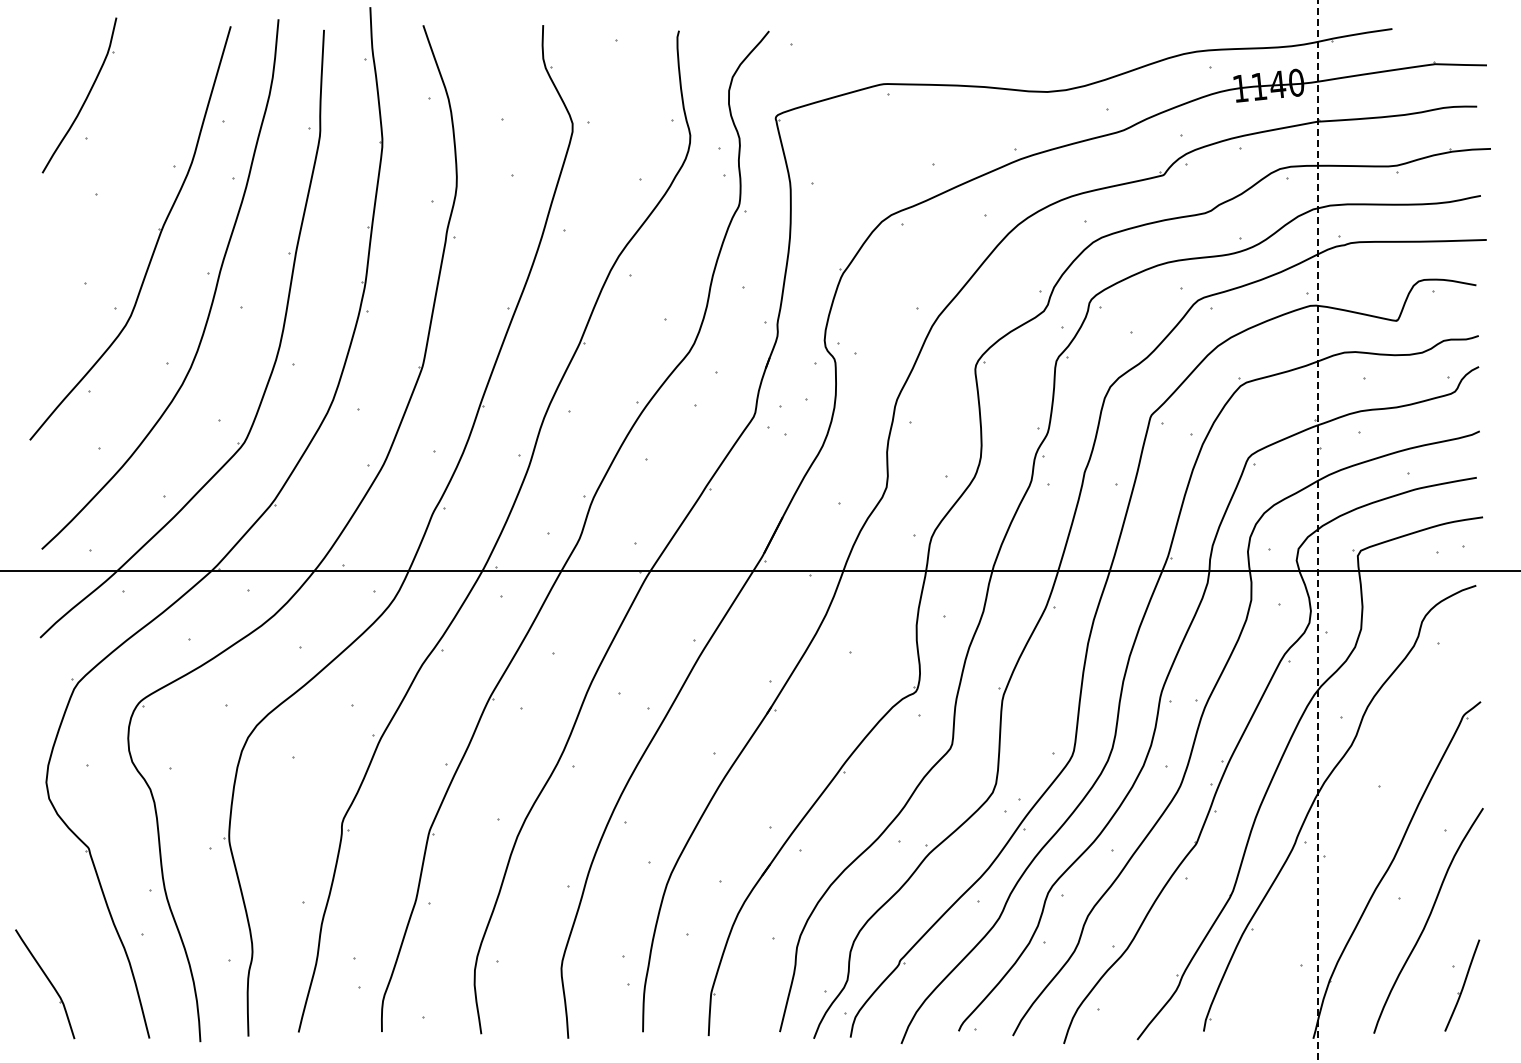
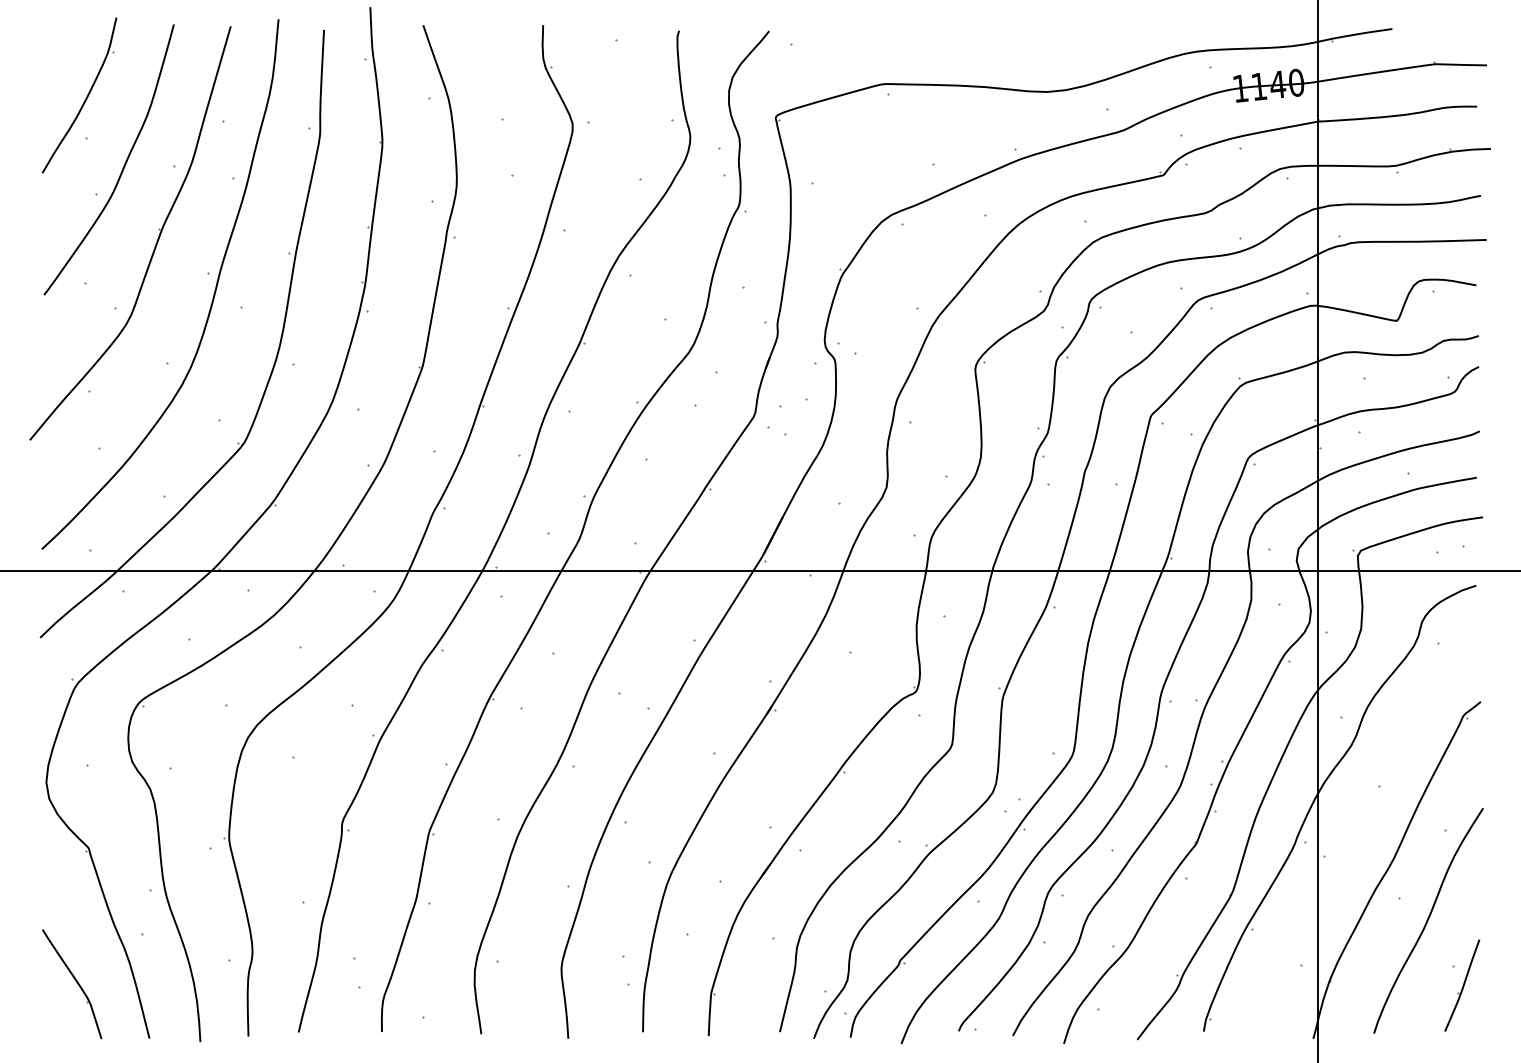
curve: none -> present (123, 165)
line: dashed -> solid (1318, 531)
part position: (45, 984) -> (72, 984) (72, 984)
